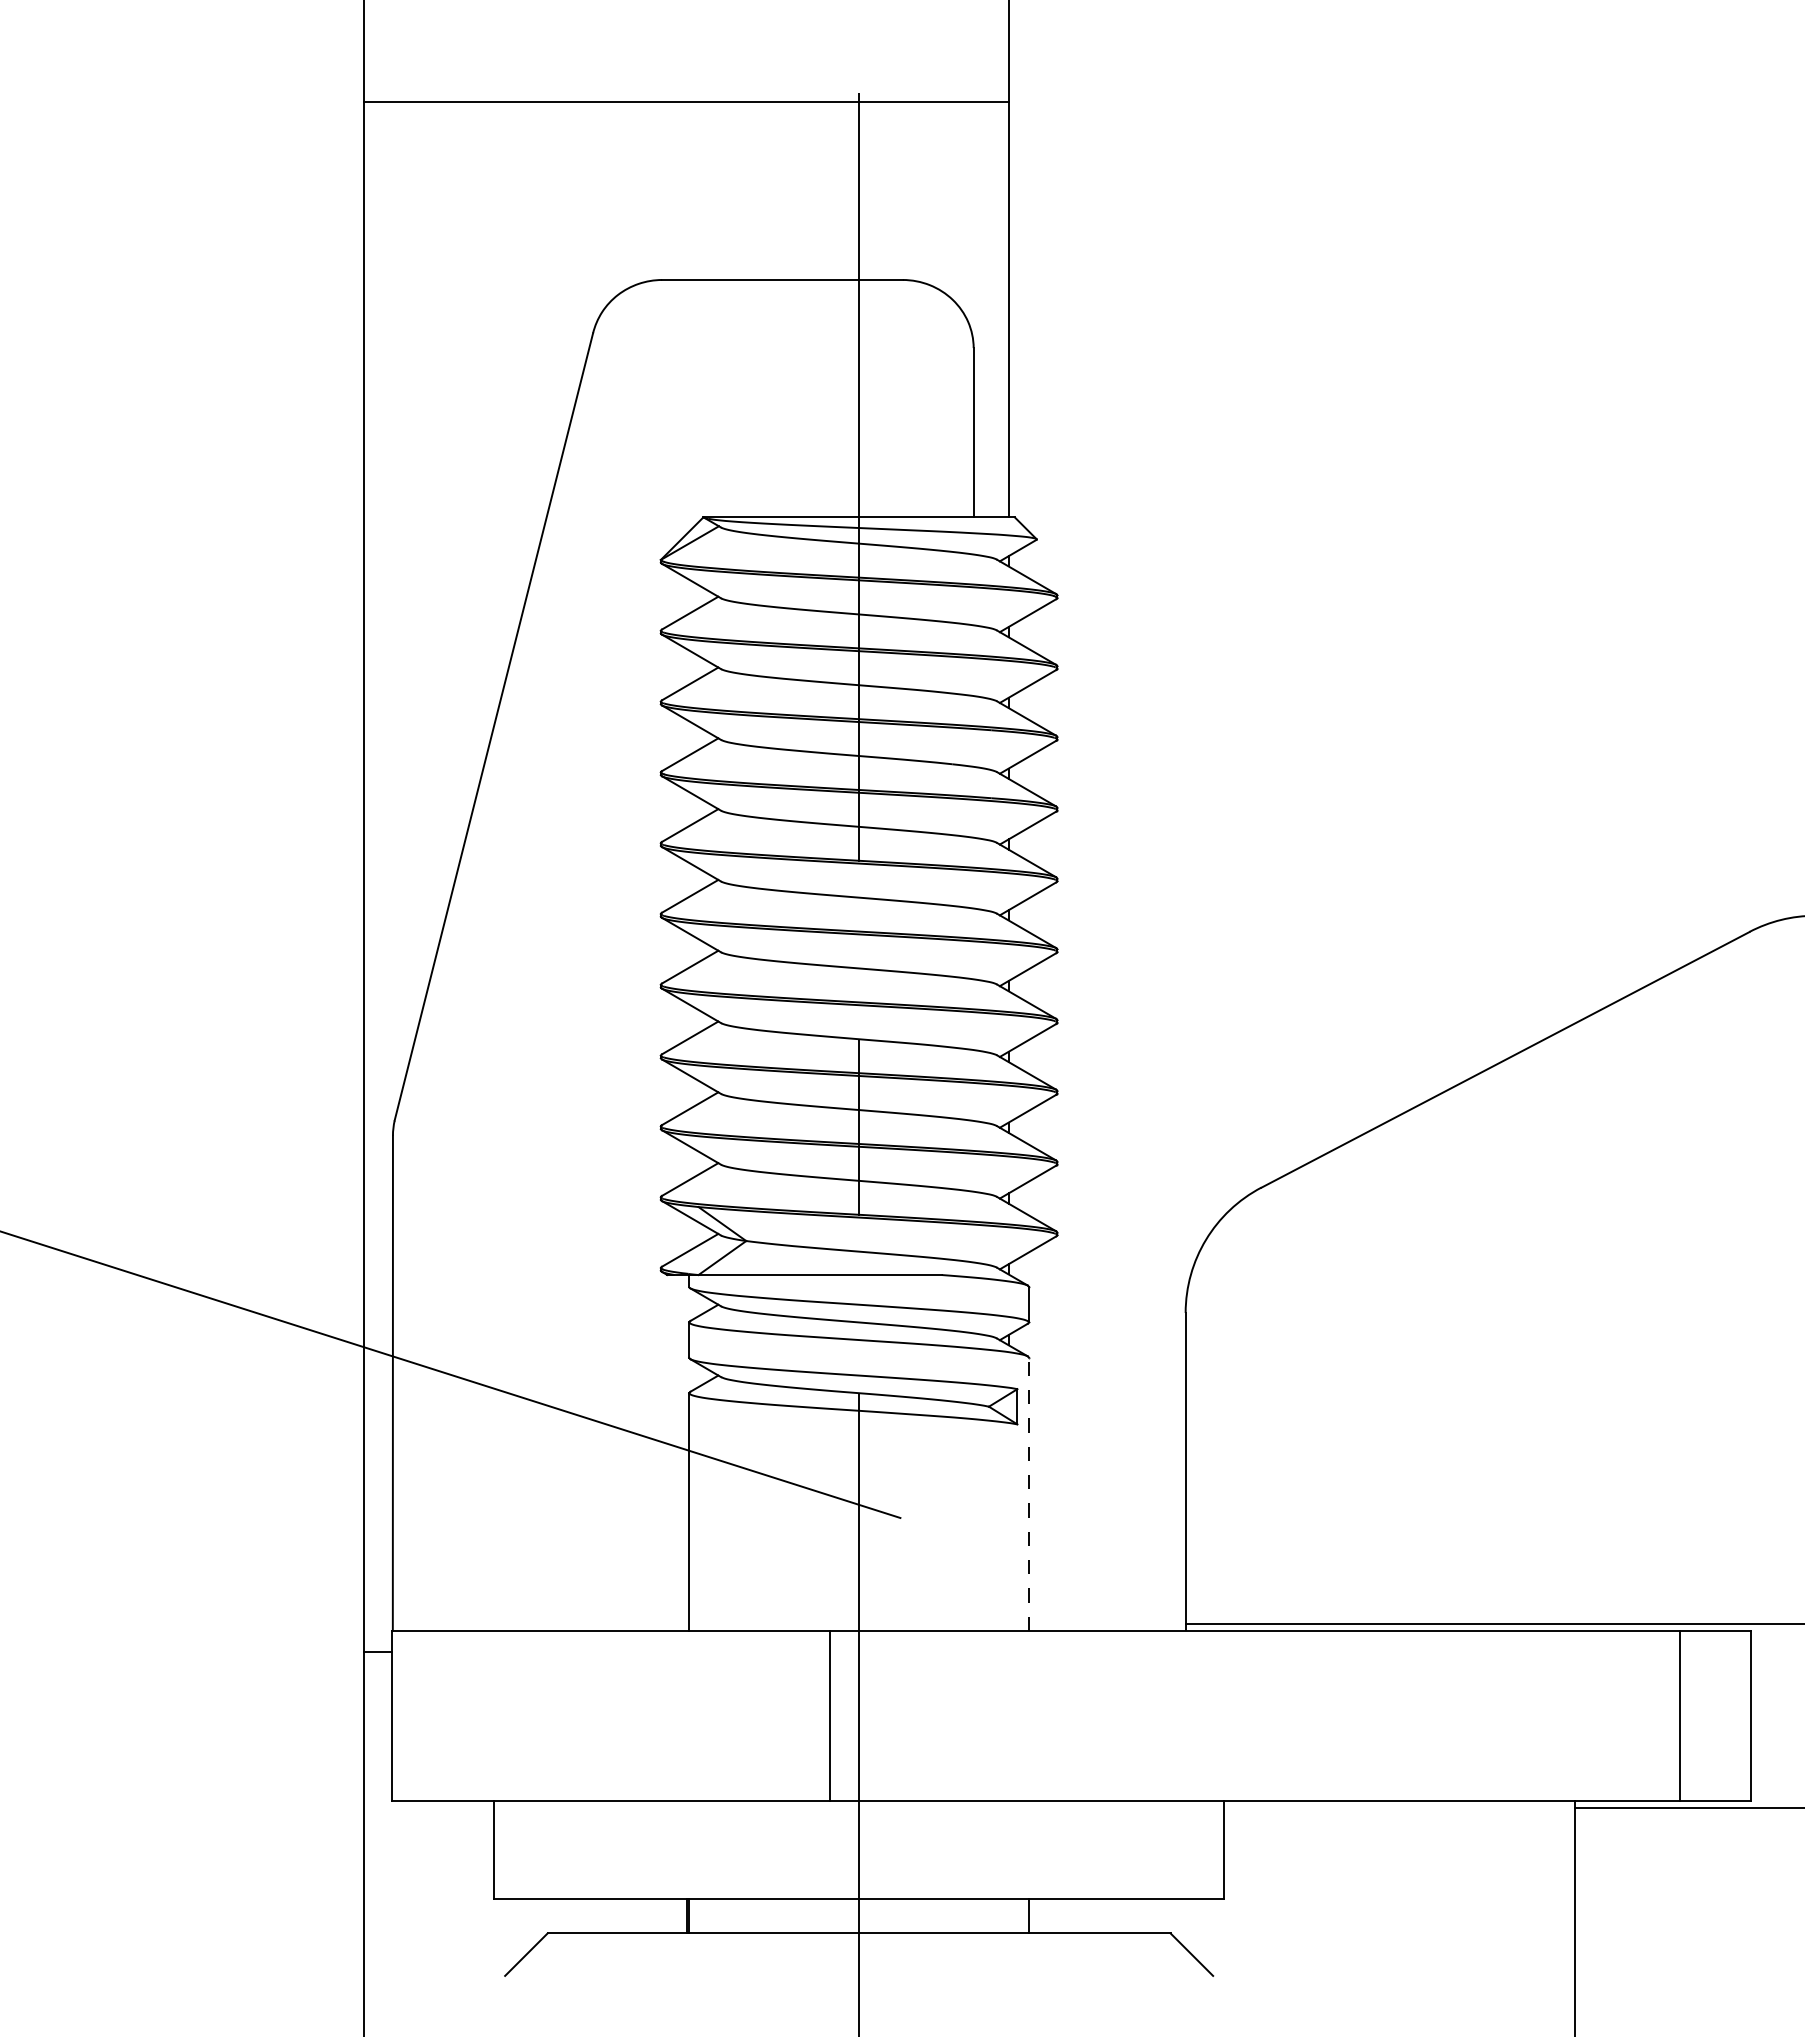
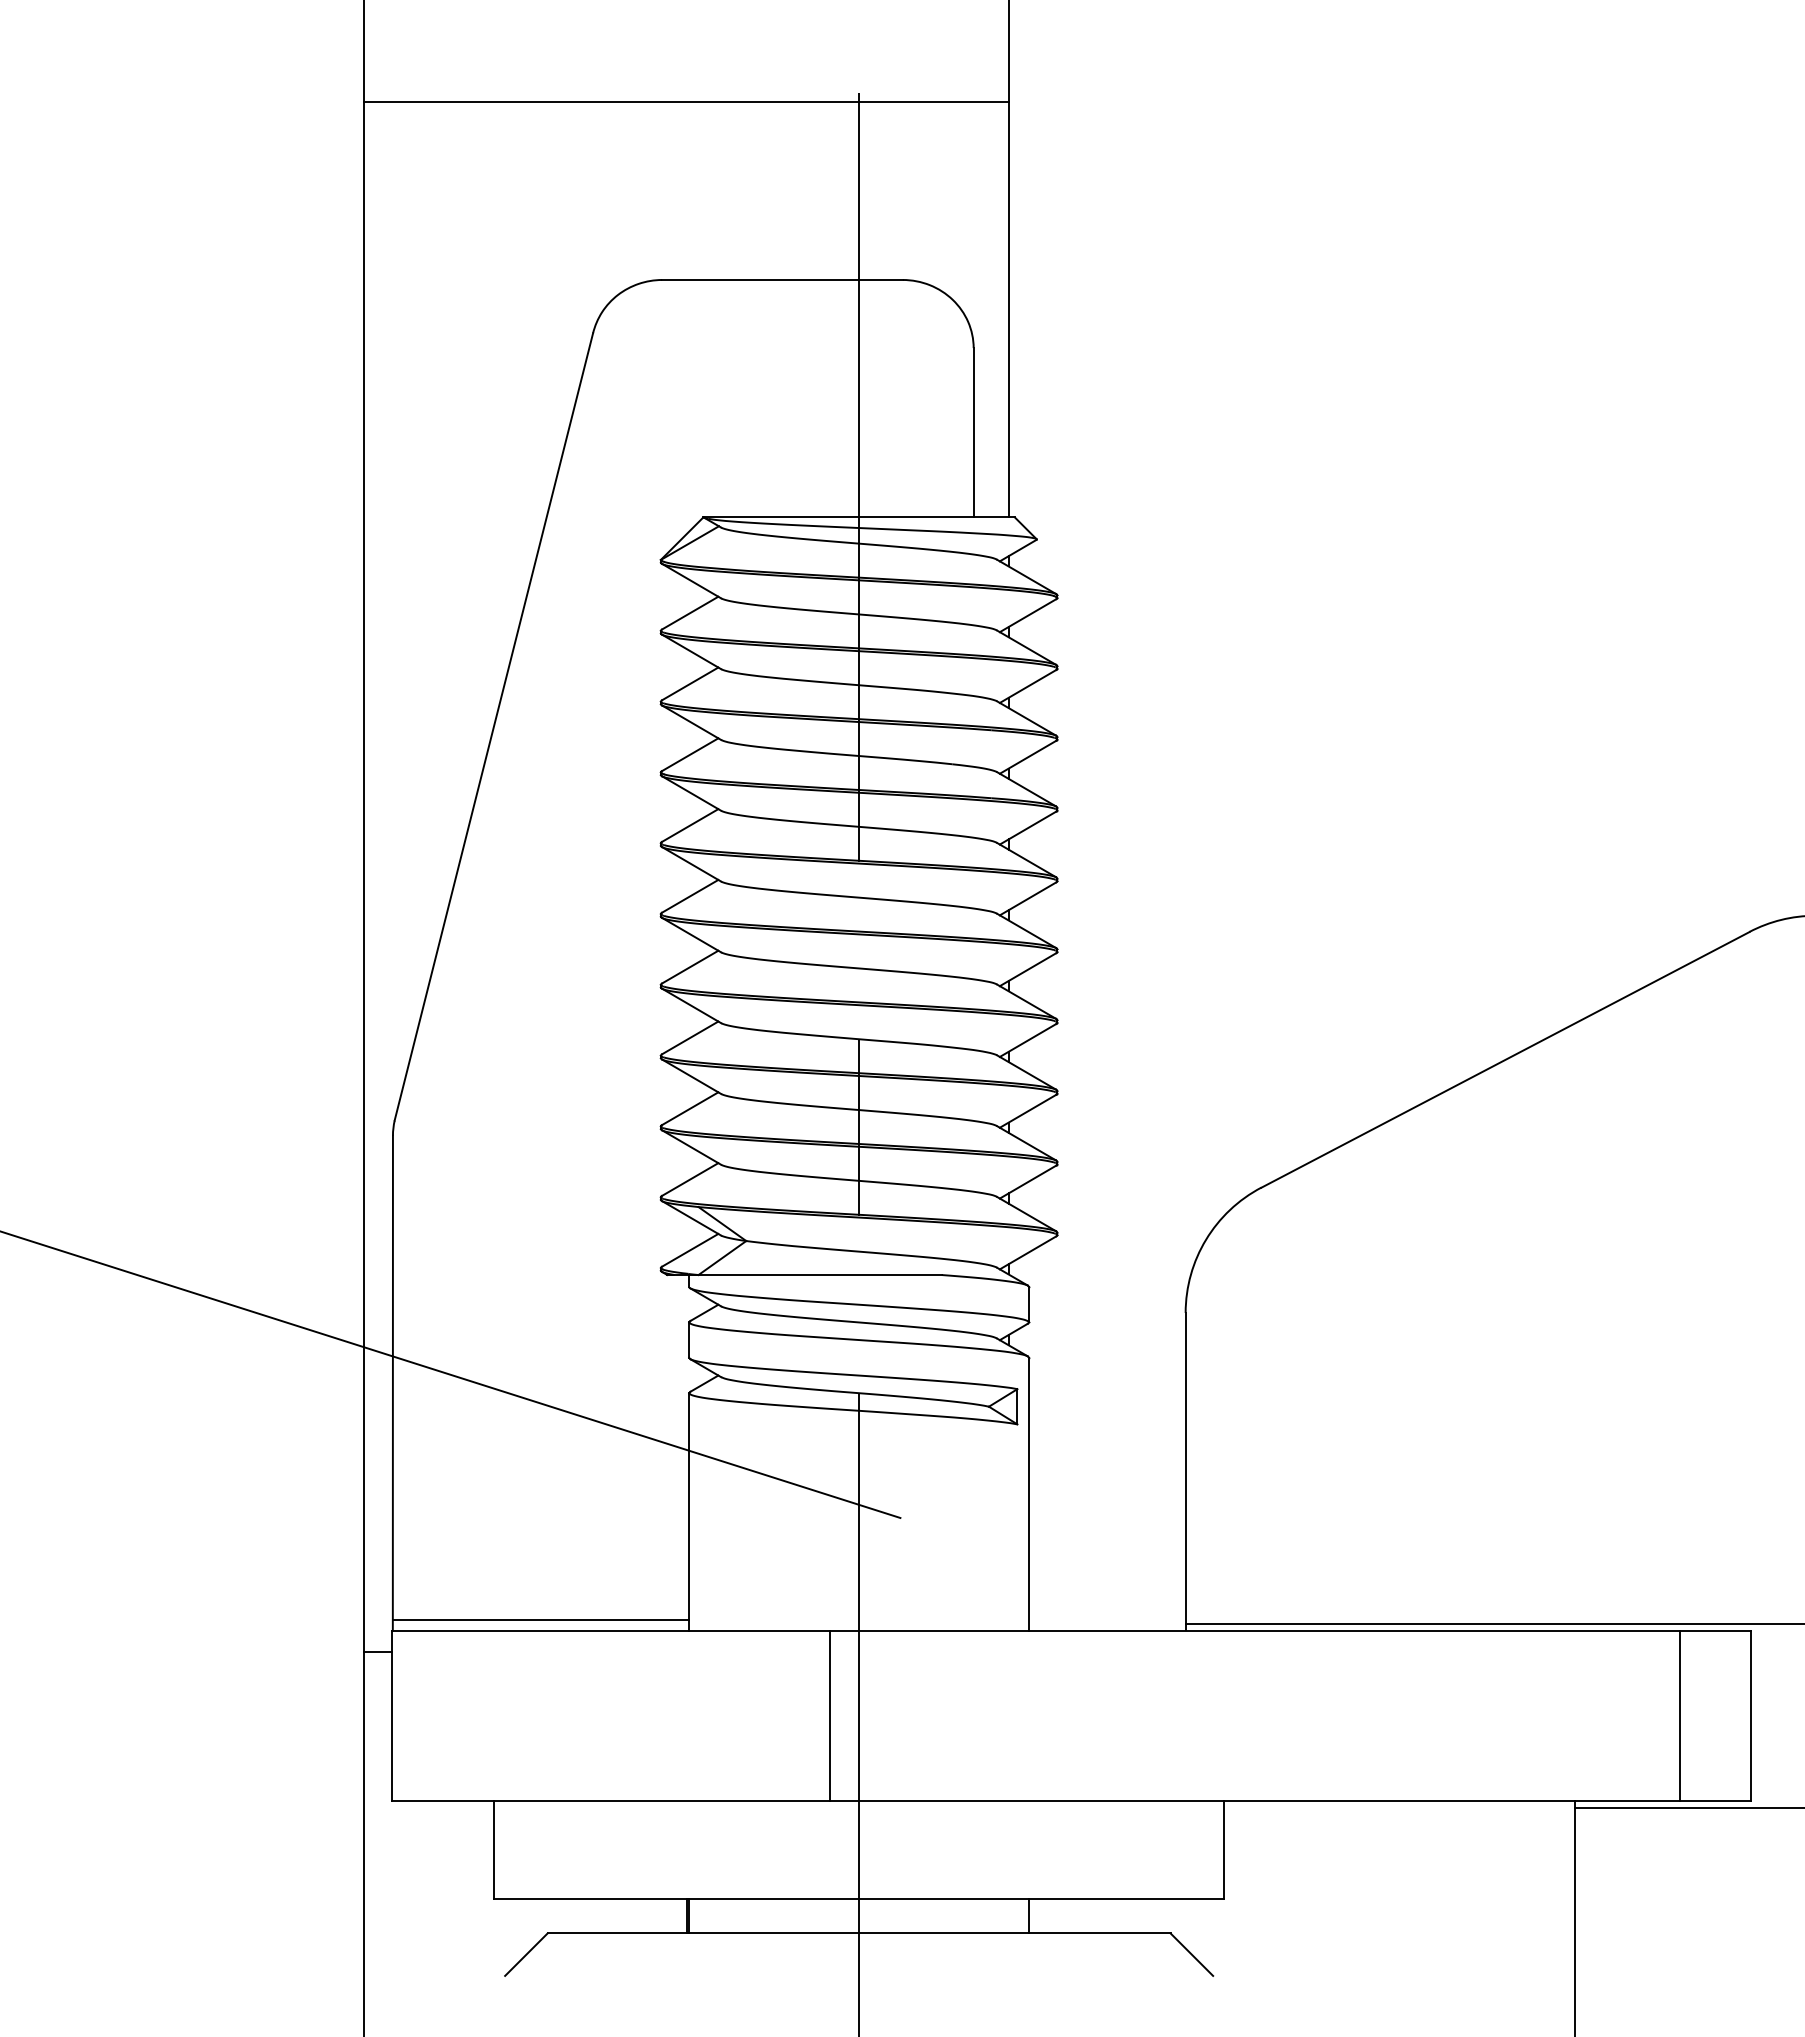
line: dashed -> solid (1029, 1494)
line: none -> present (540, 1620)
